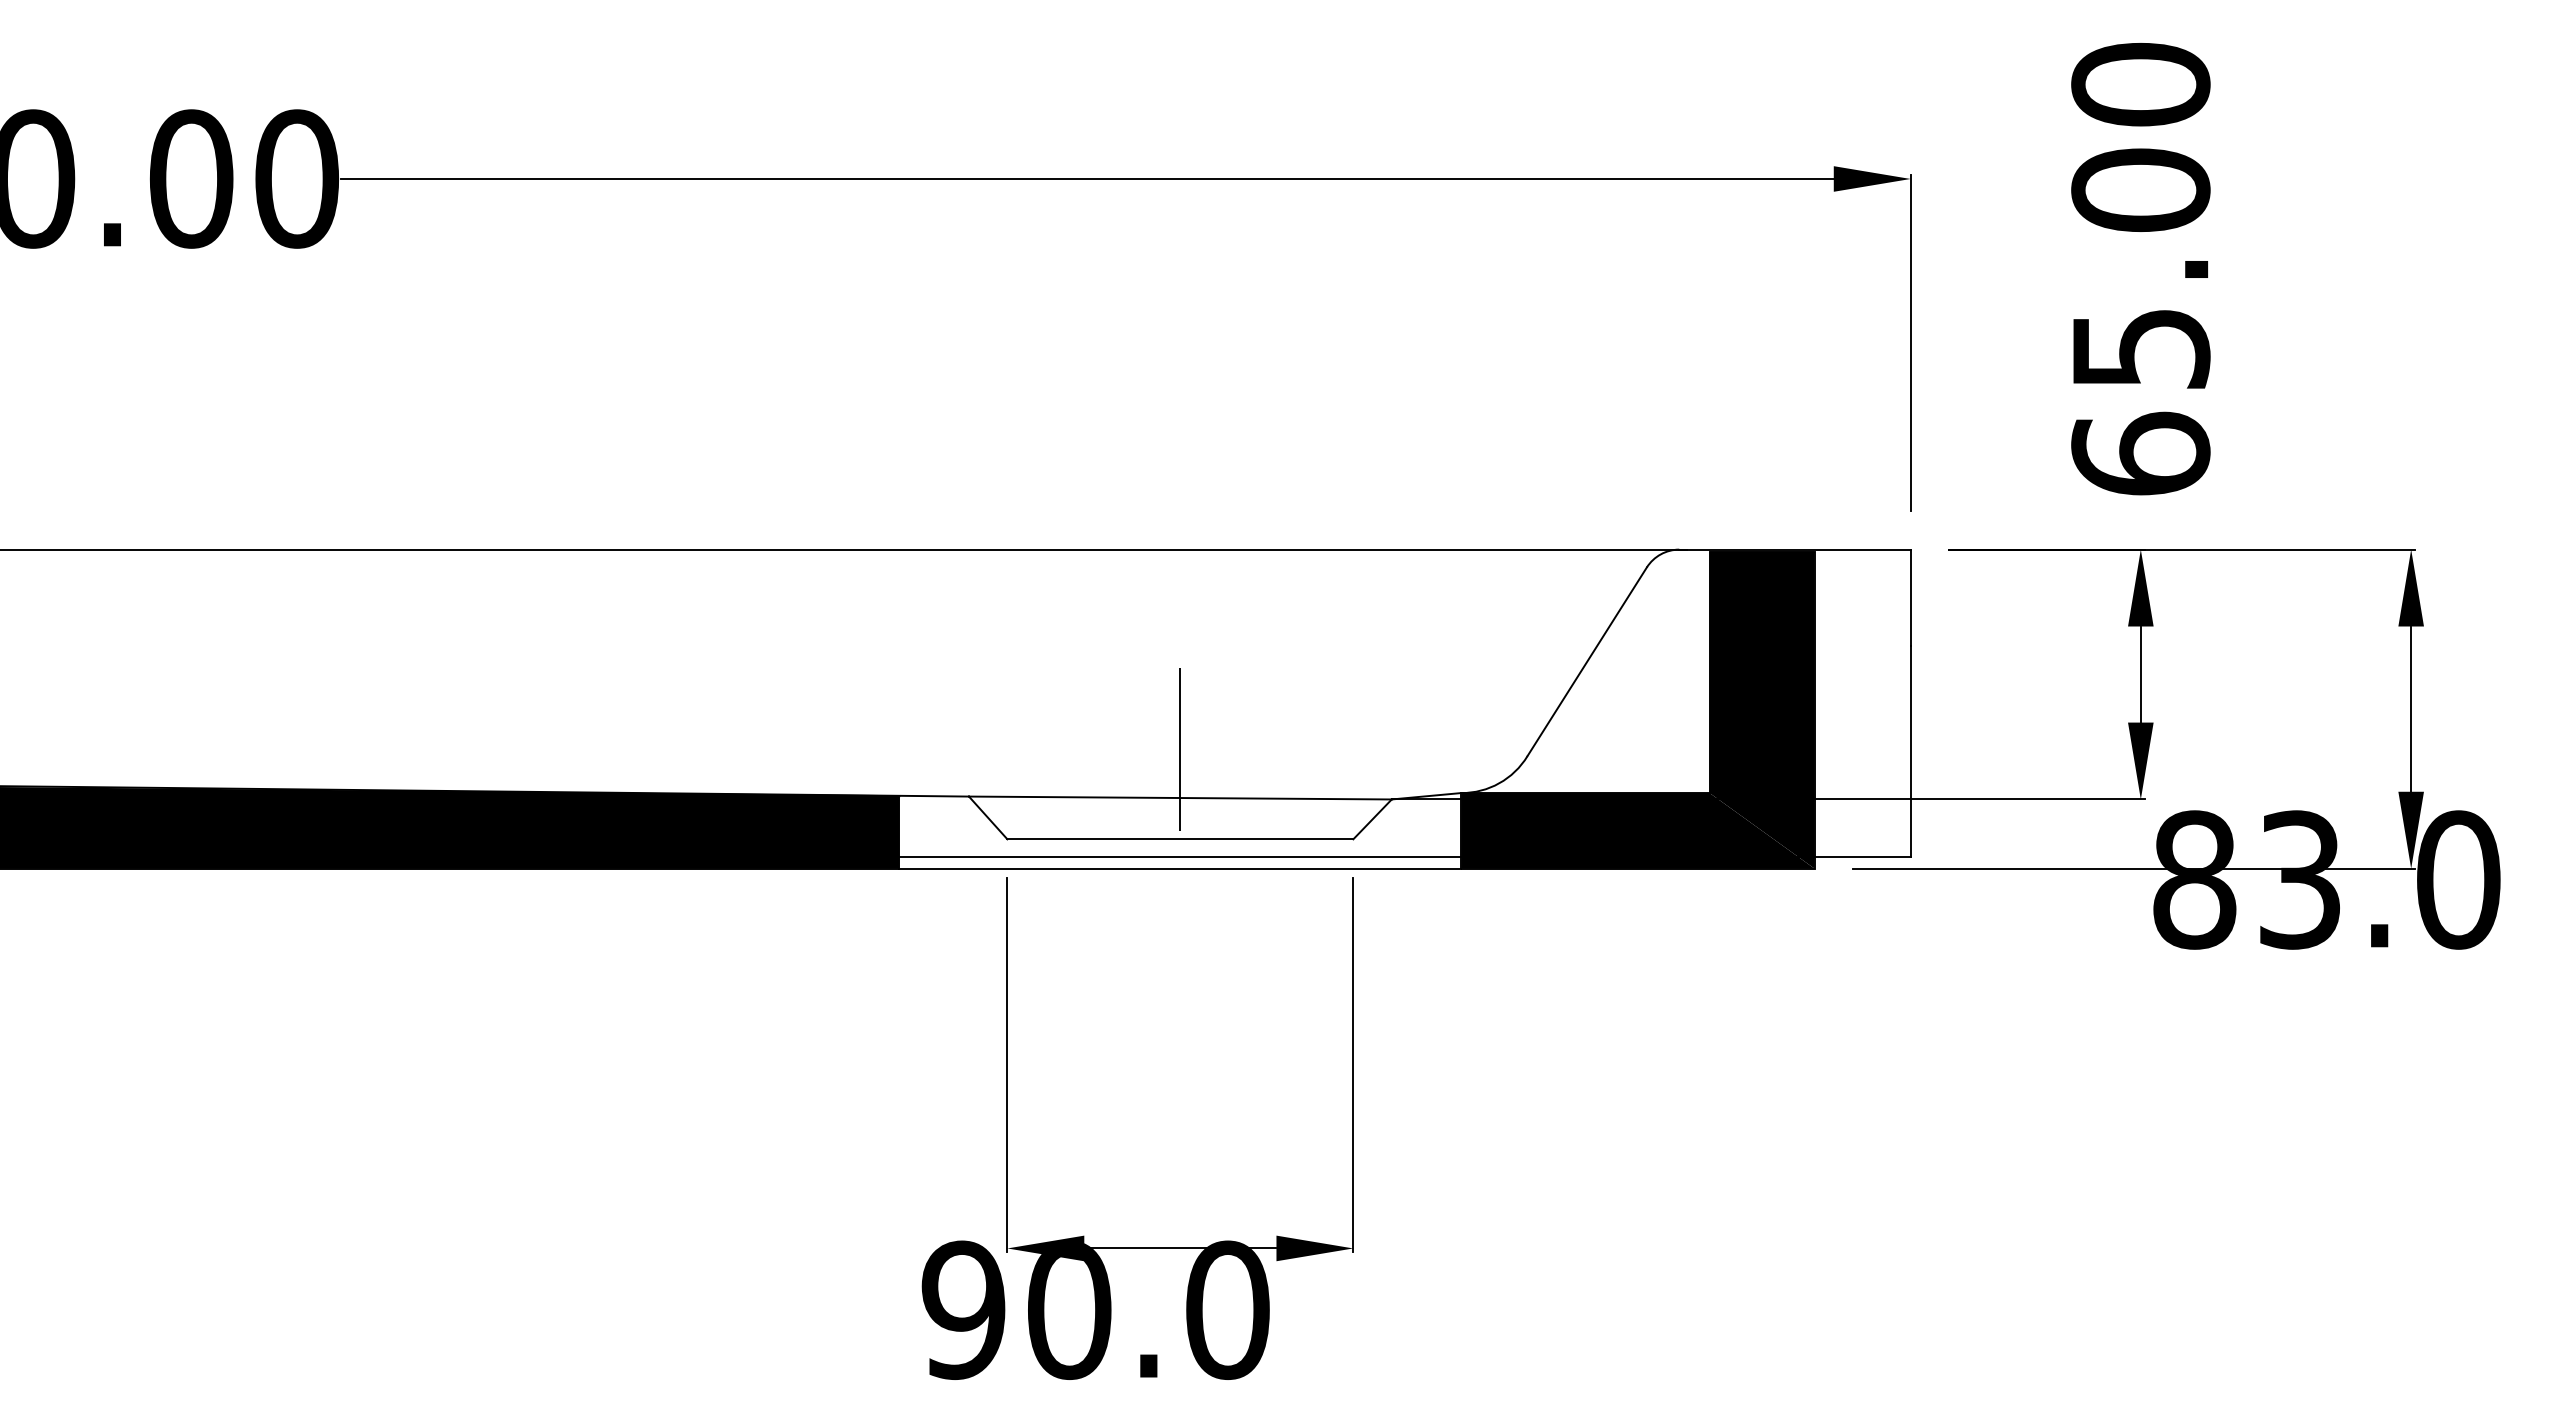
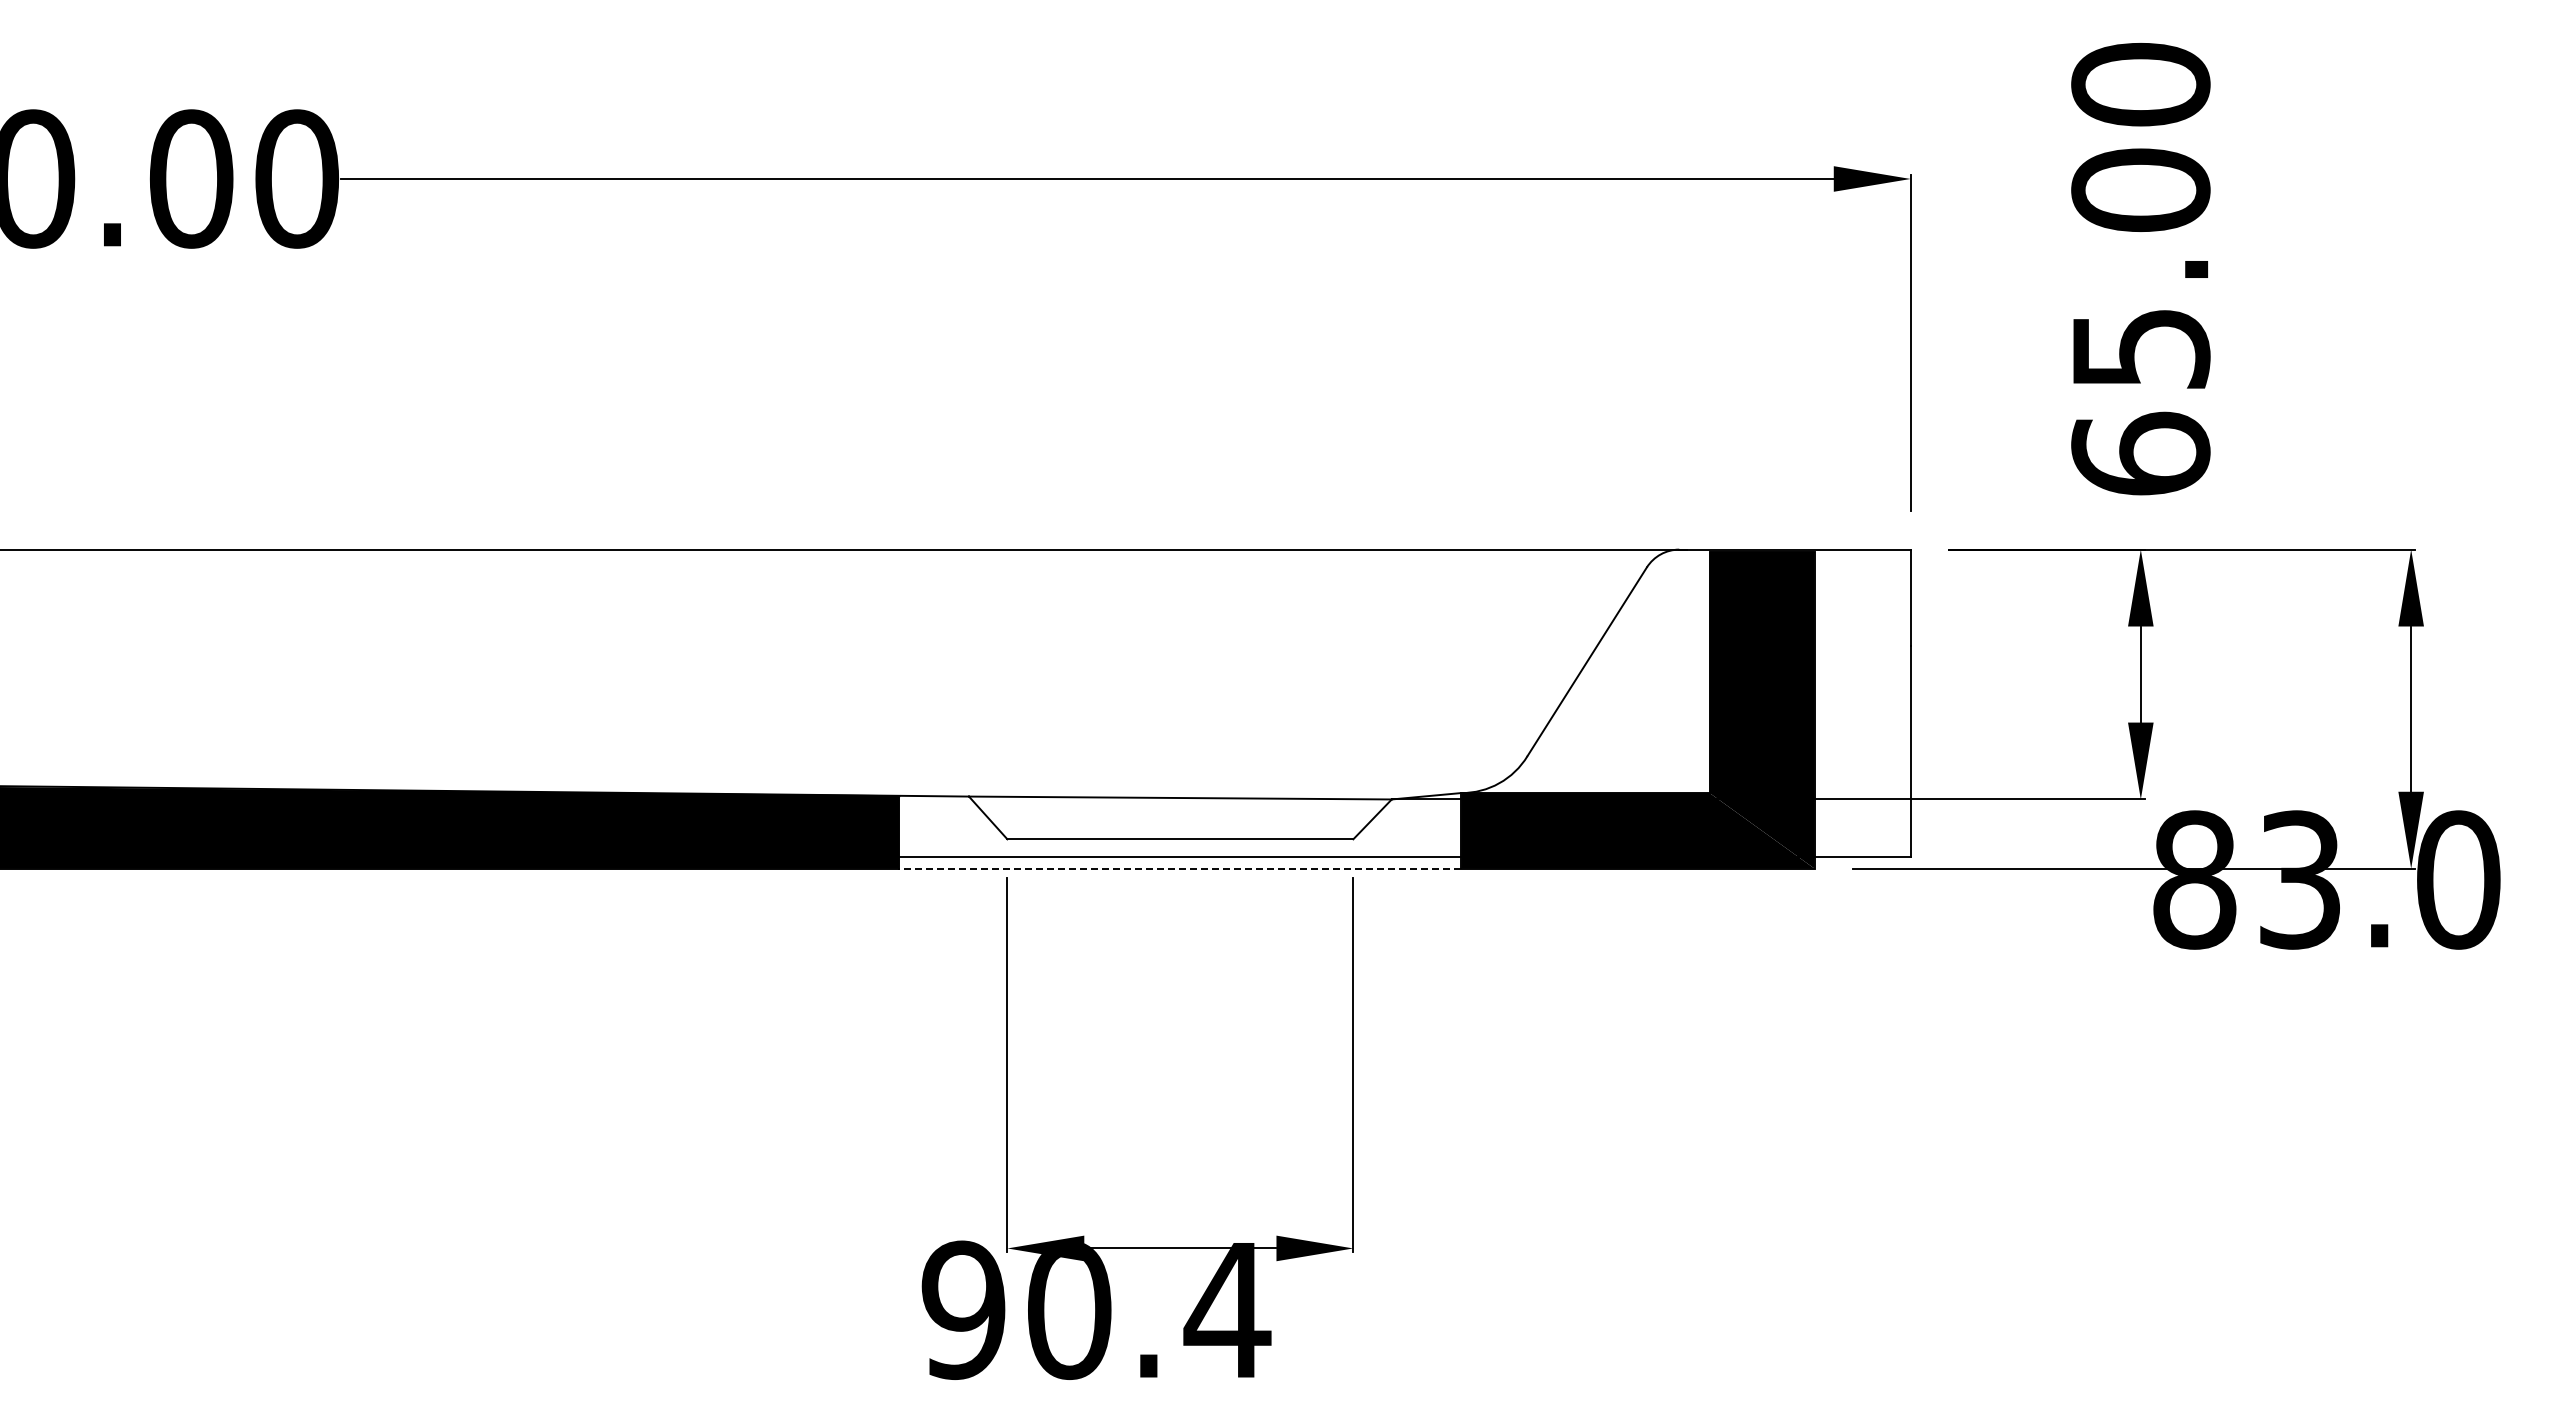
line: present -> none (1180, 748)
line: solid -> dashed (1180, 868)
text: 90.0 -> 90.4 (1227, 1309)
